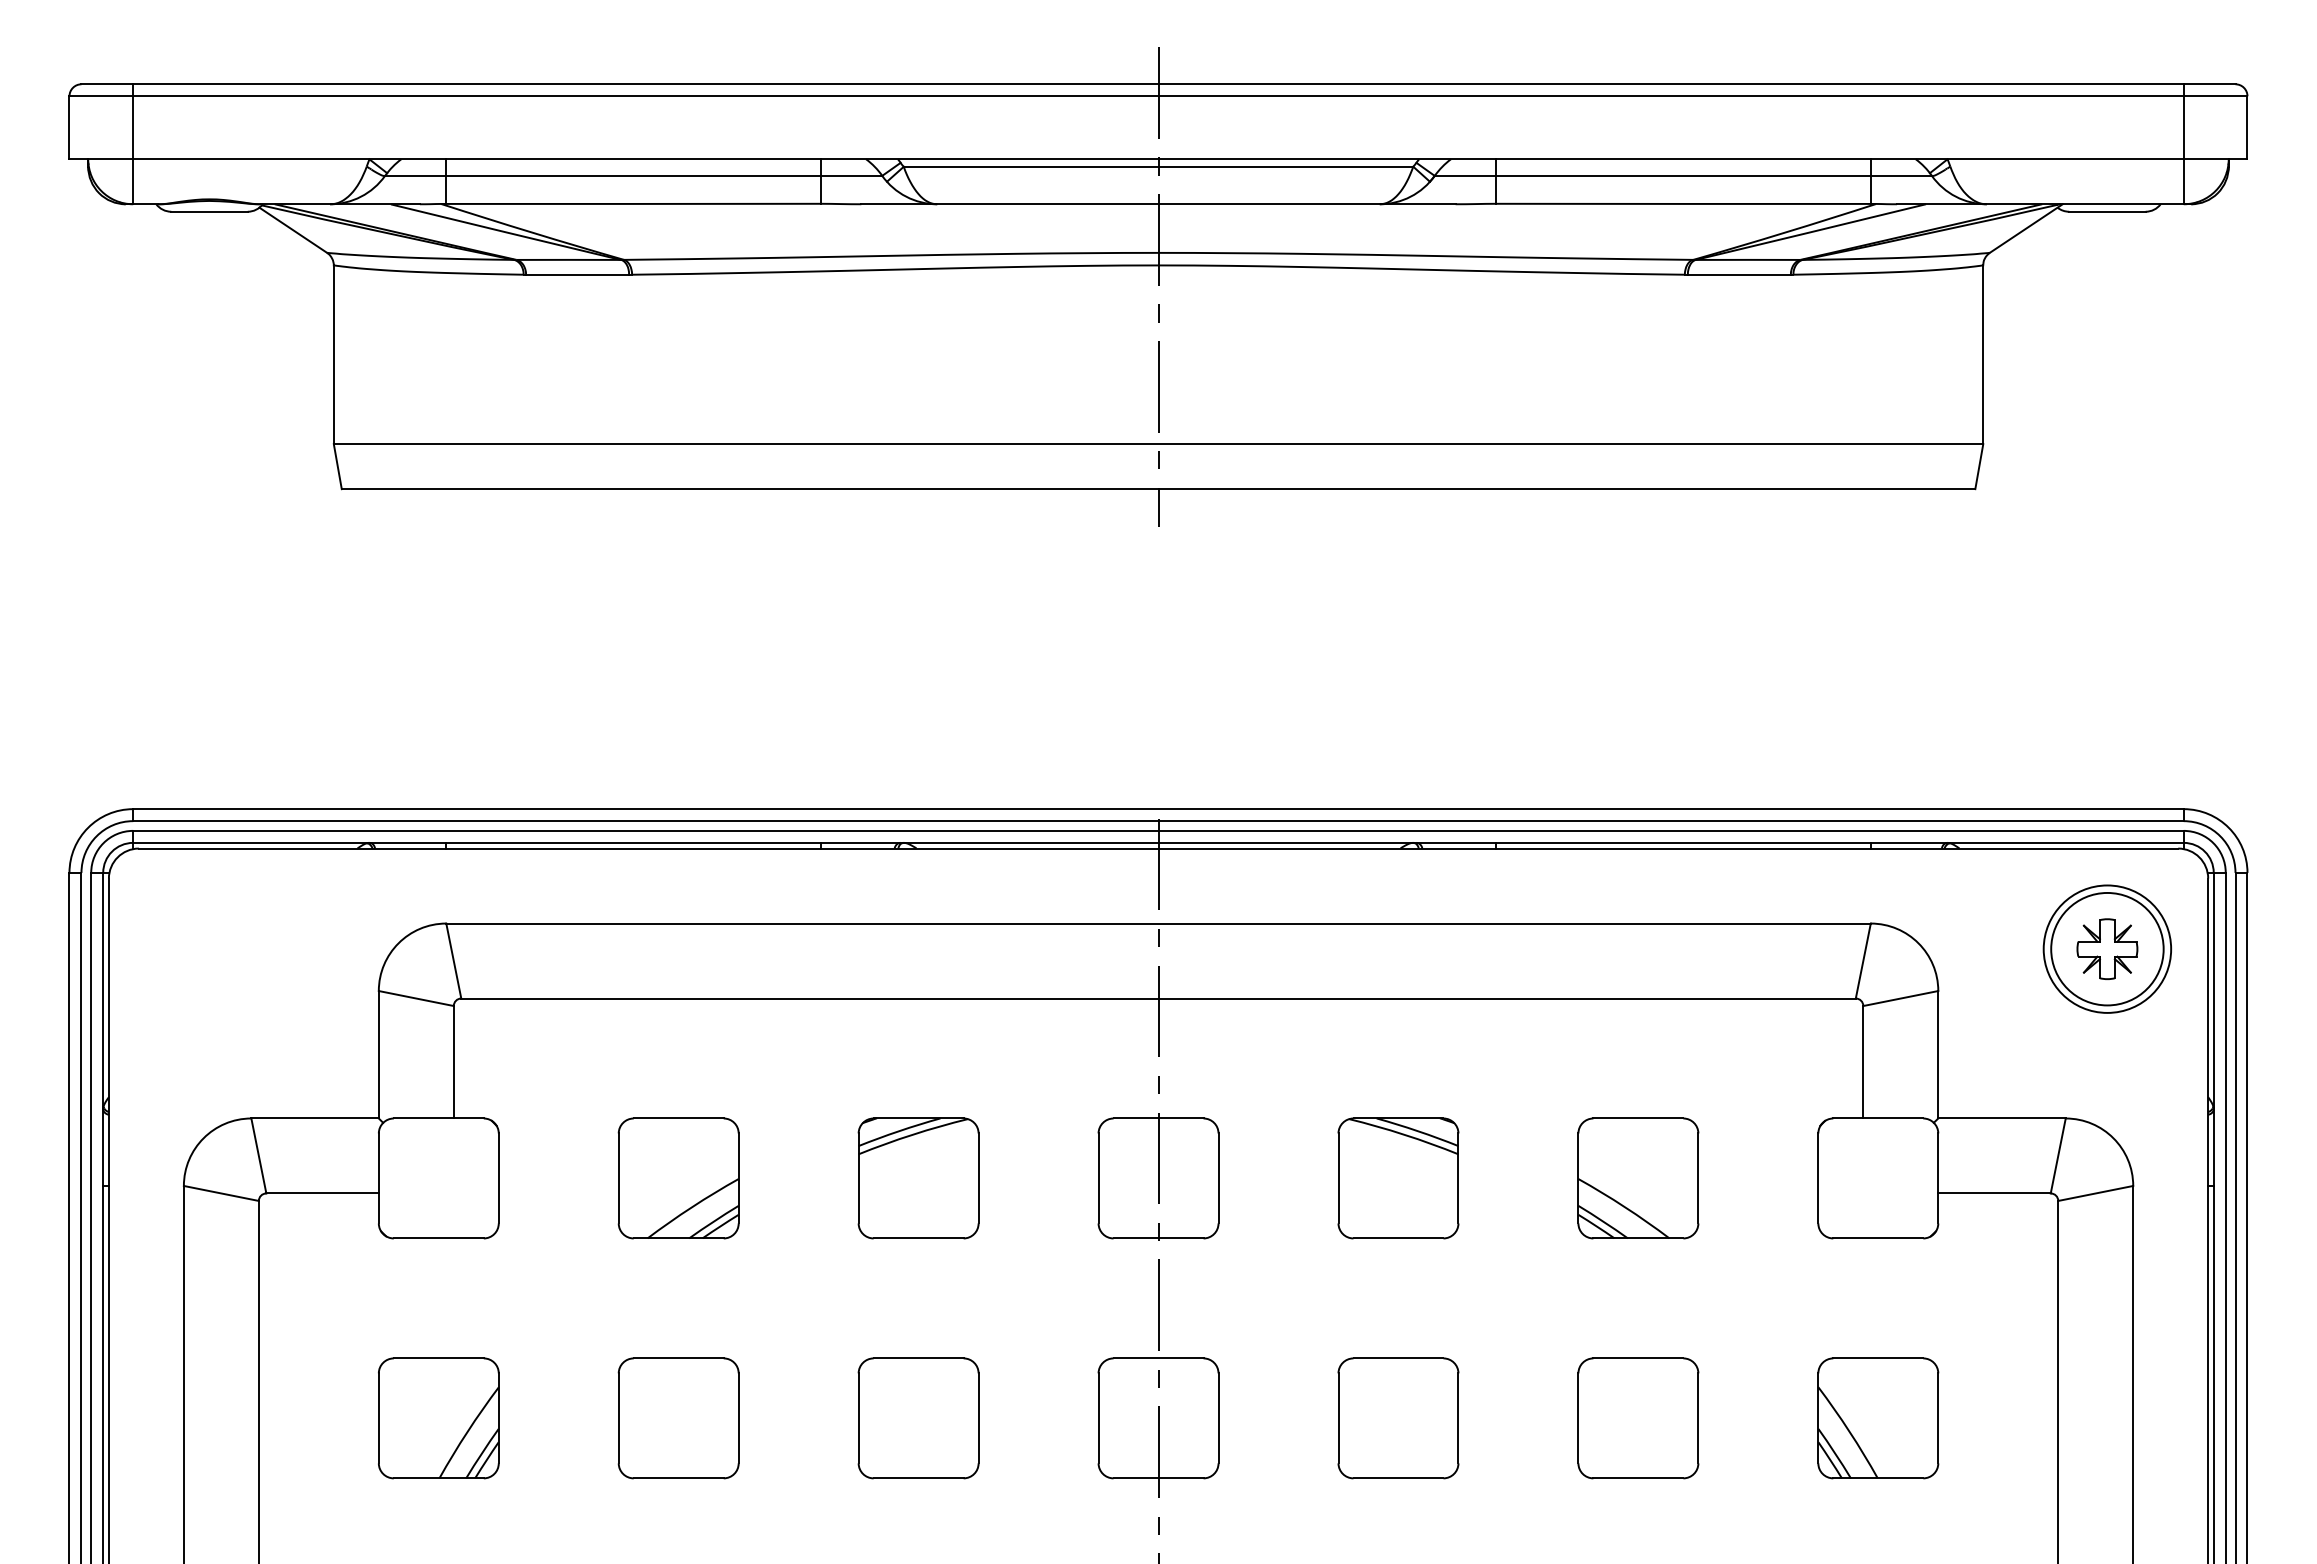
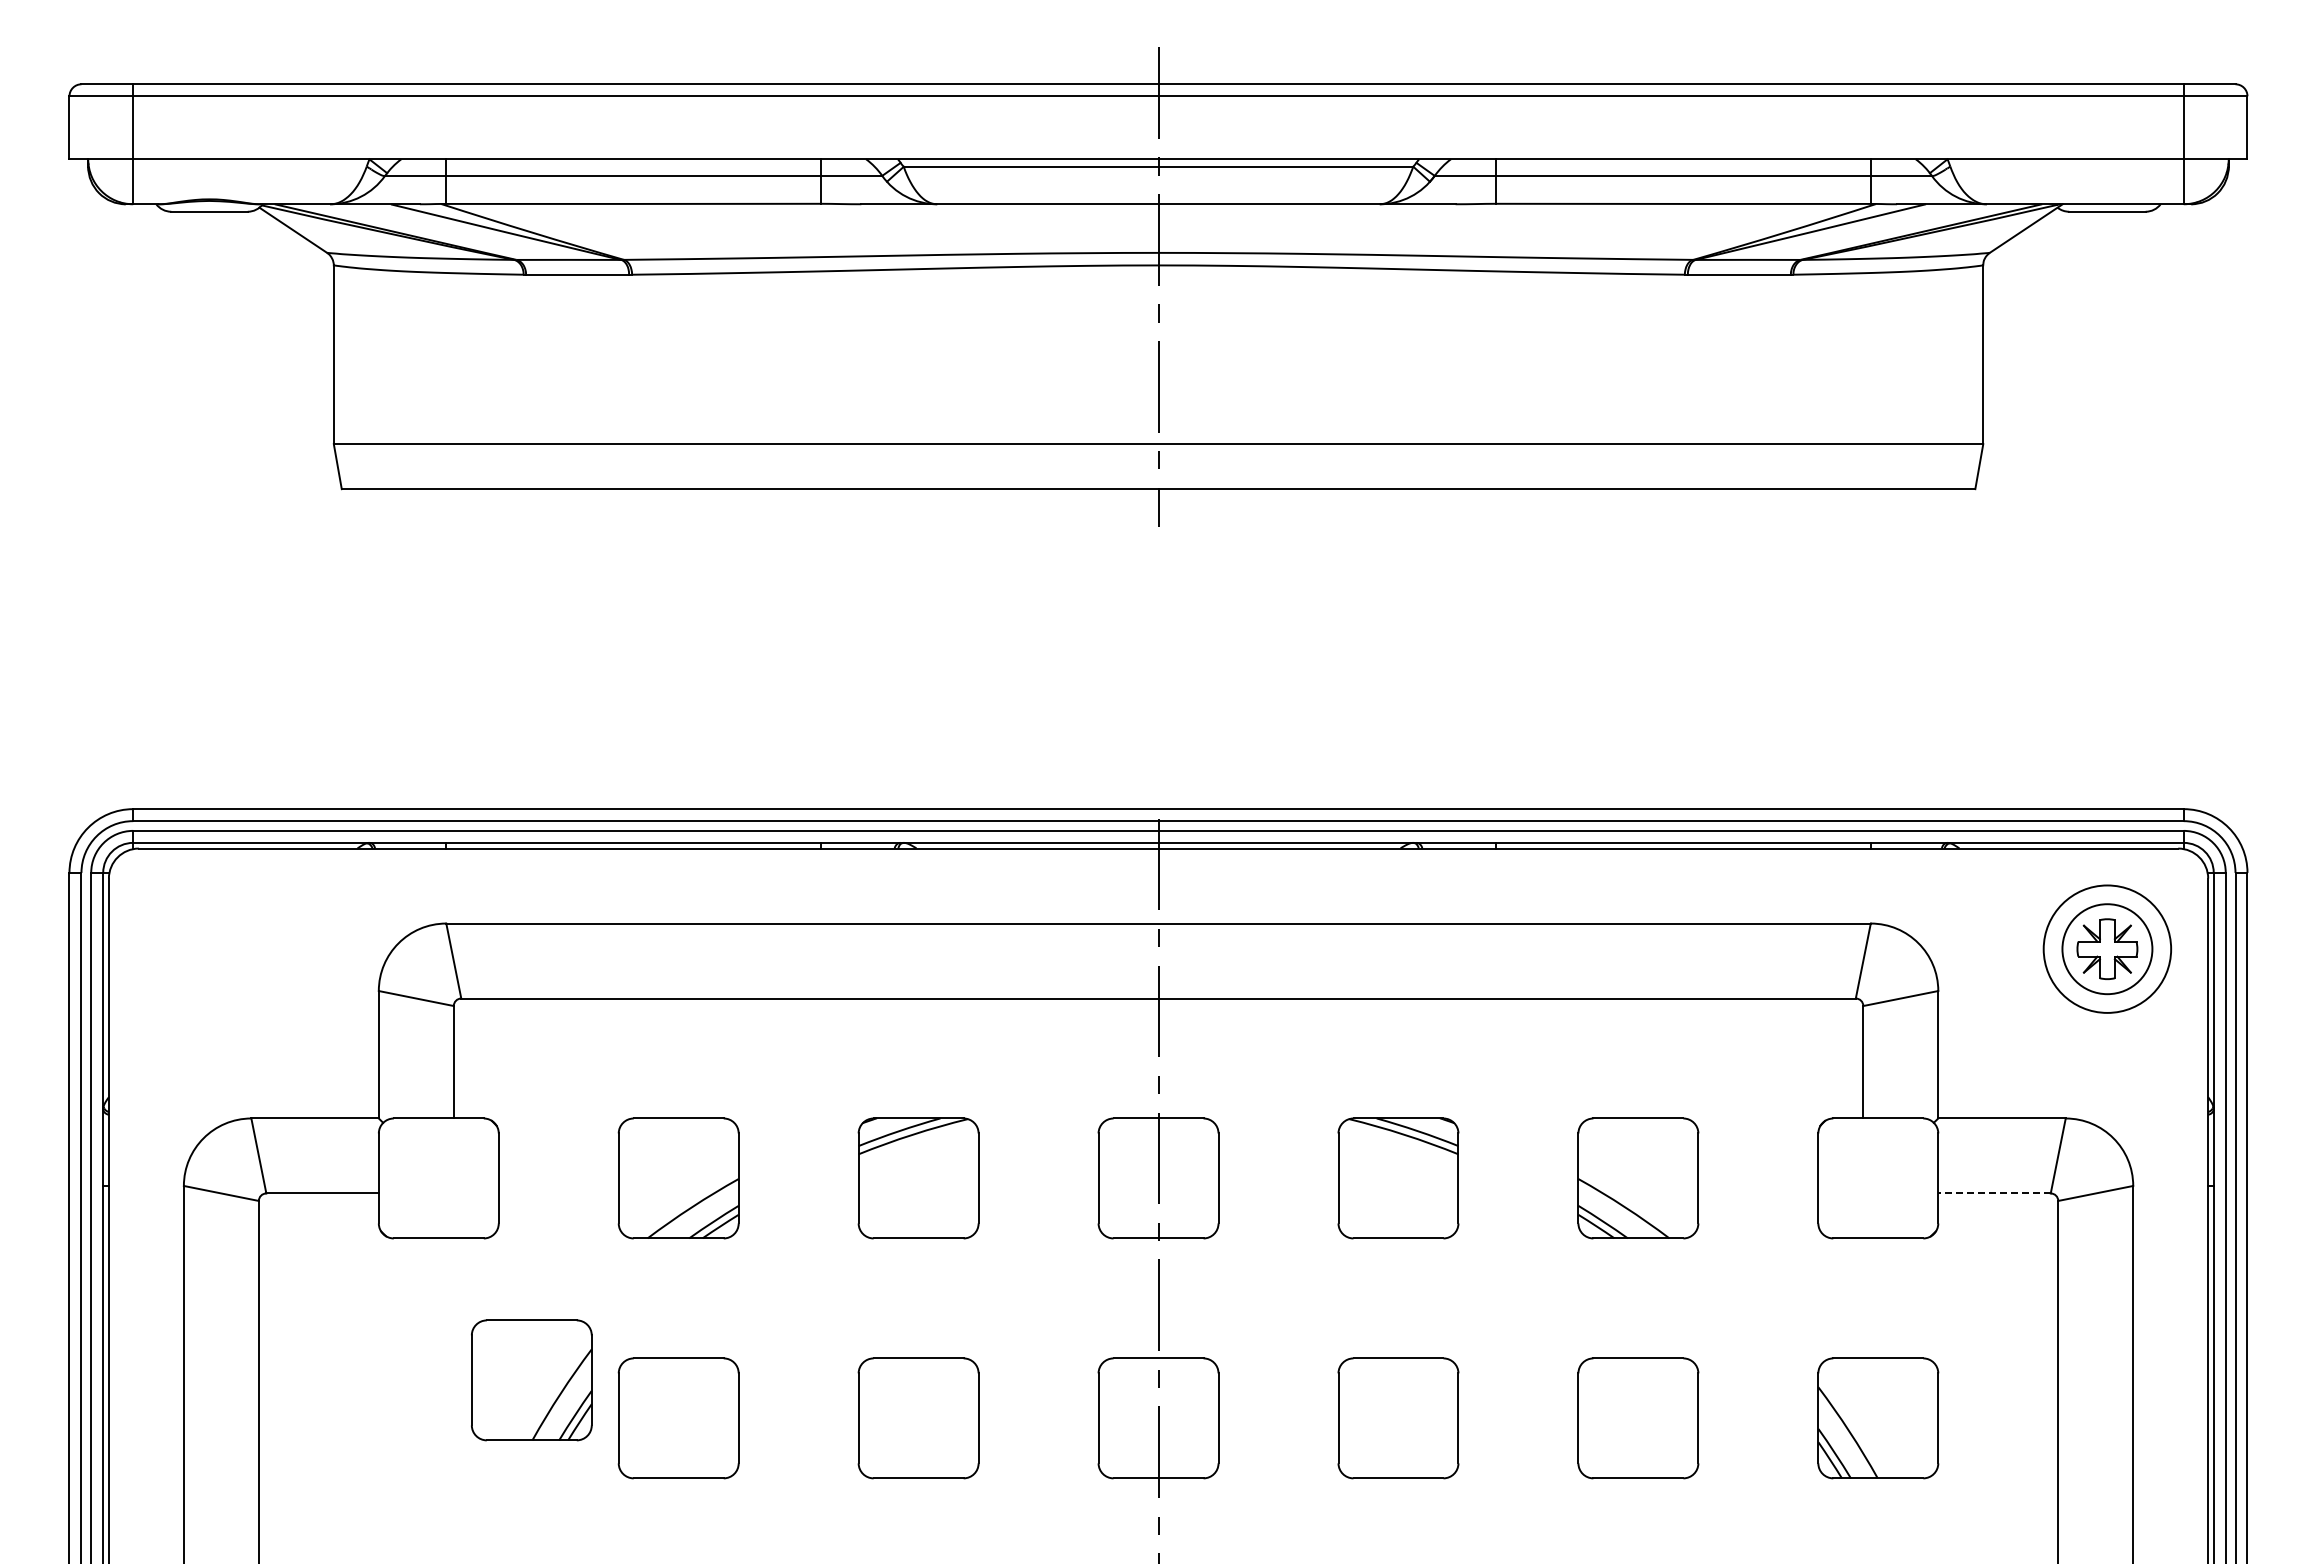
circle diameter: 112 px -> 90 px (2107, 949)
line: solid -> dashed (1994, 1193)
part position: (438, 1418) -> (531, 1380) (531, 1380)
